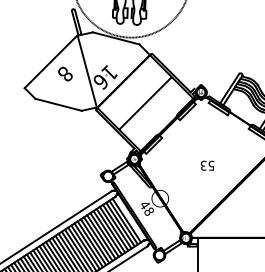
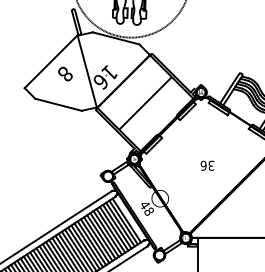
text: 53 -> 36 (206, 165)
